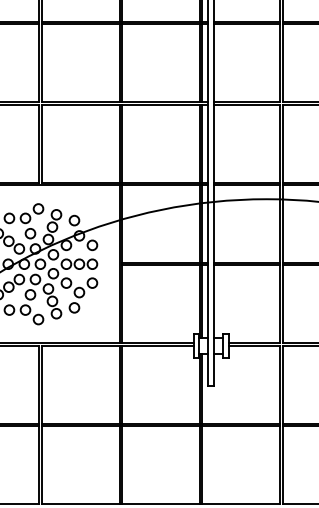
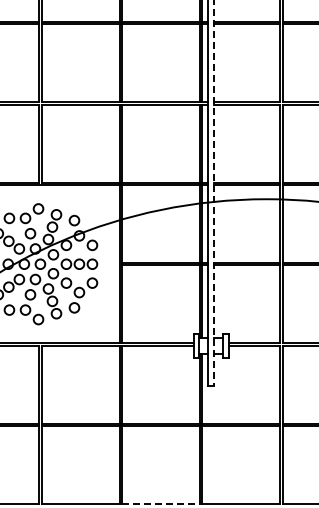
line: solid -> dashed (214, 193)
line: solid -> dashed (160, 504)
